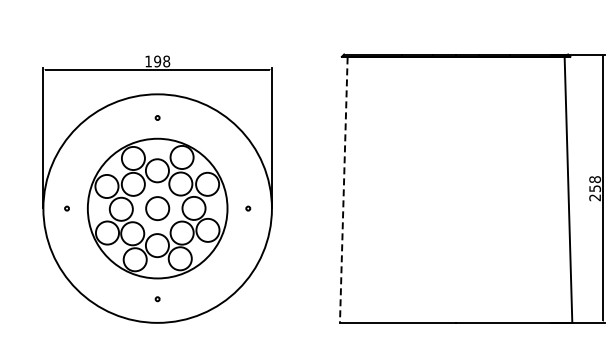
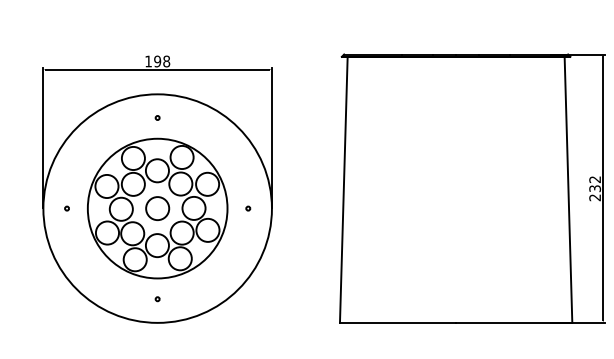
text: 258 -> 232 (595, 183)
line: dashed -> solid (343, 190)
